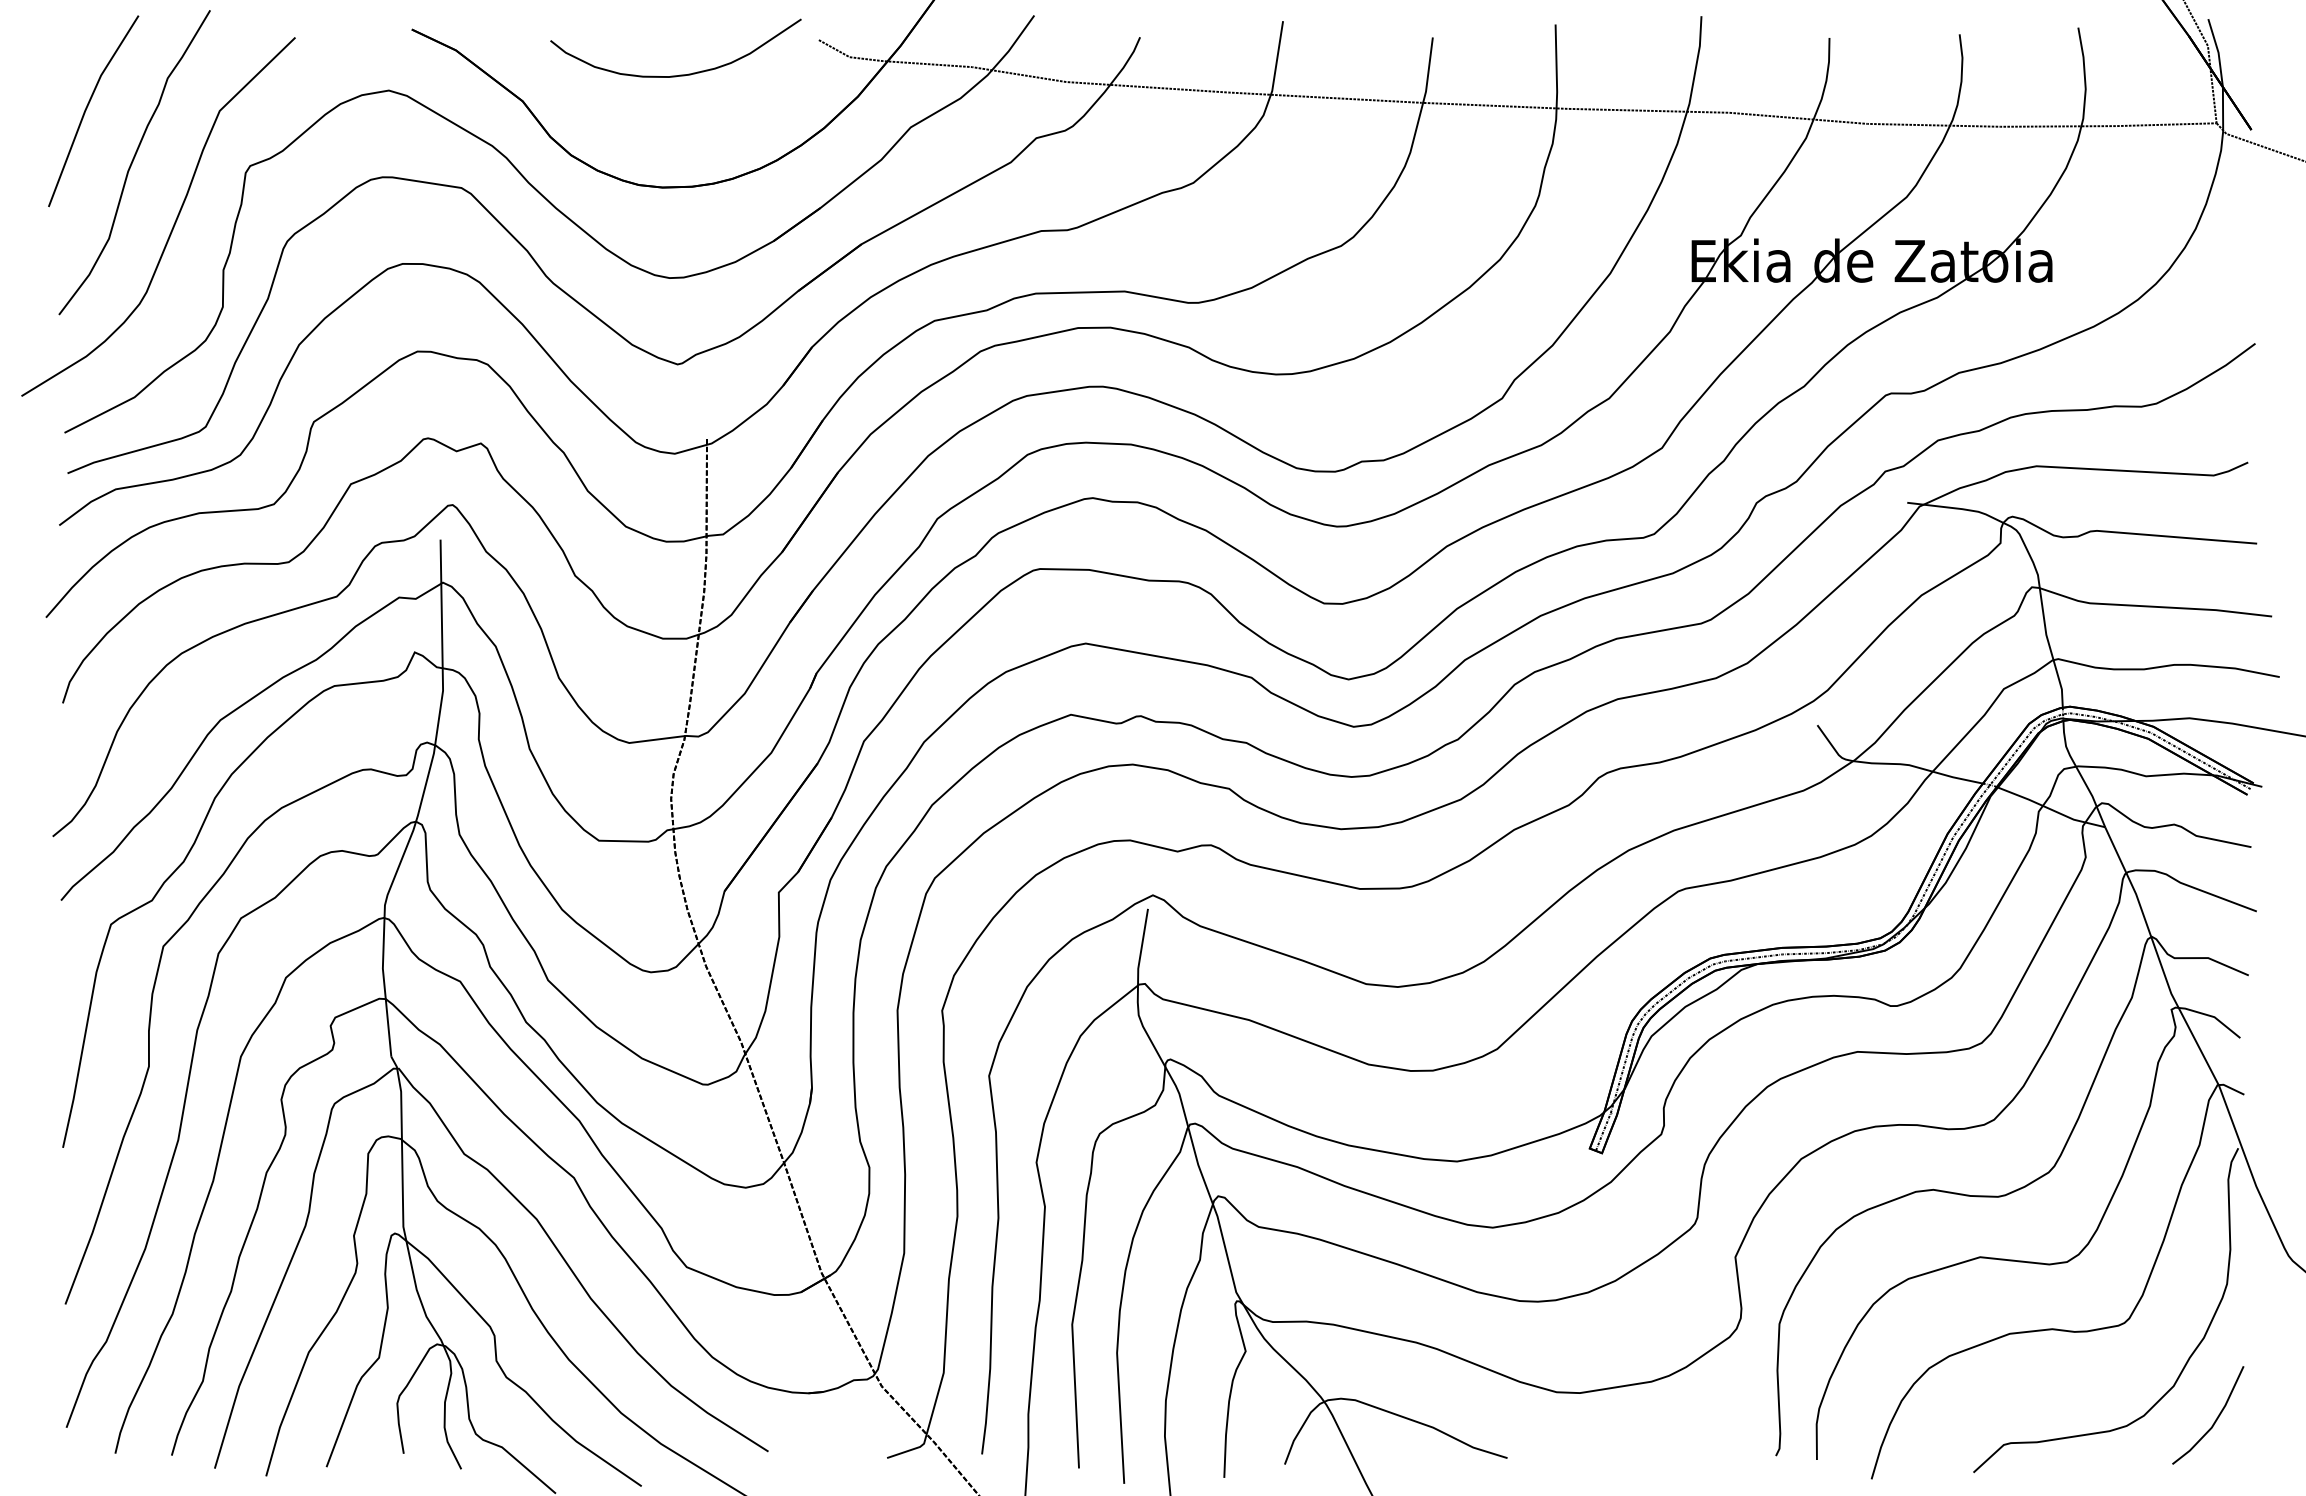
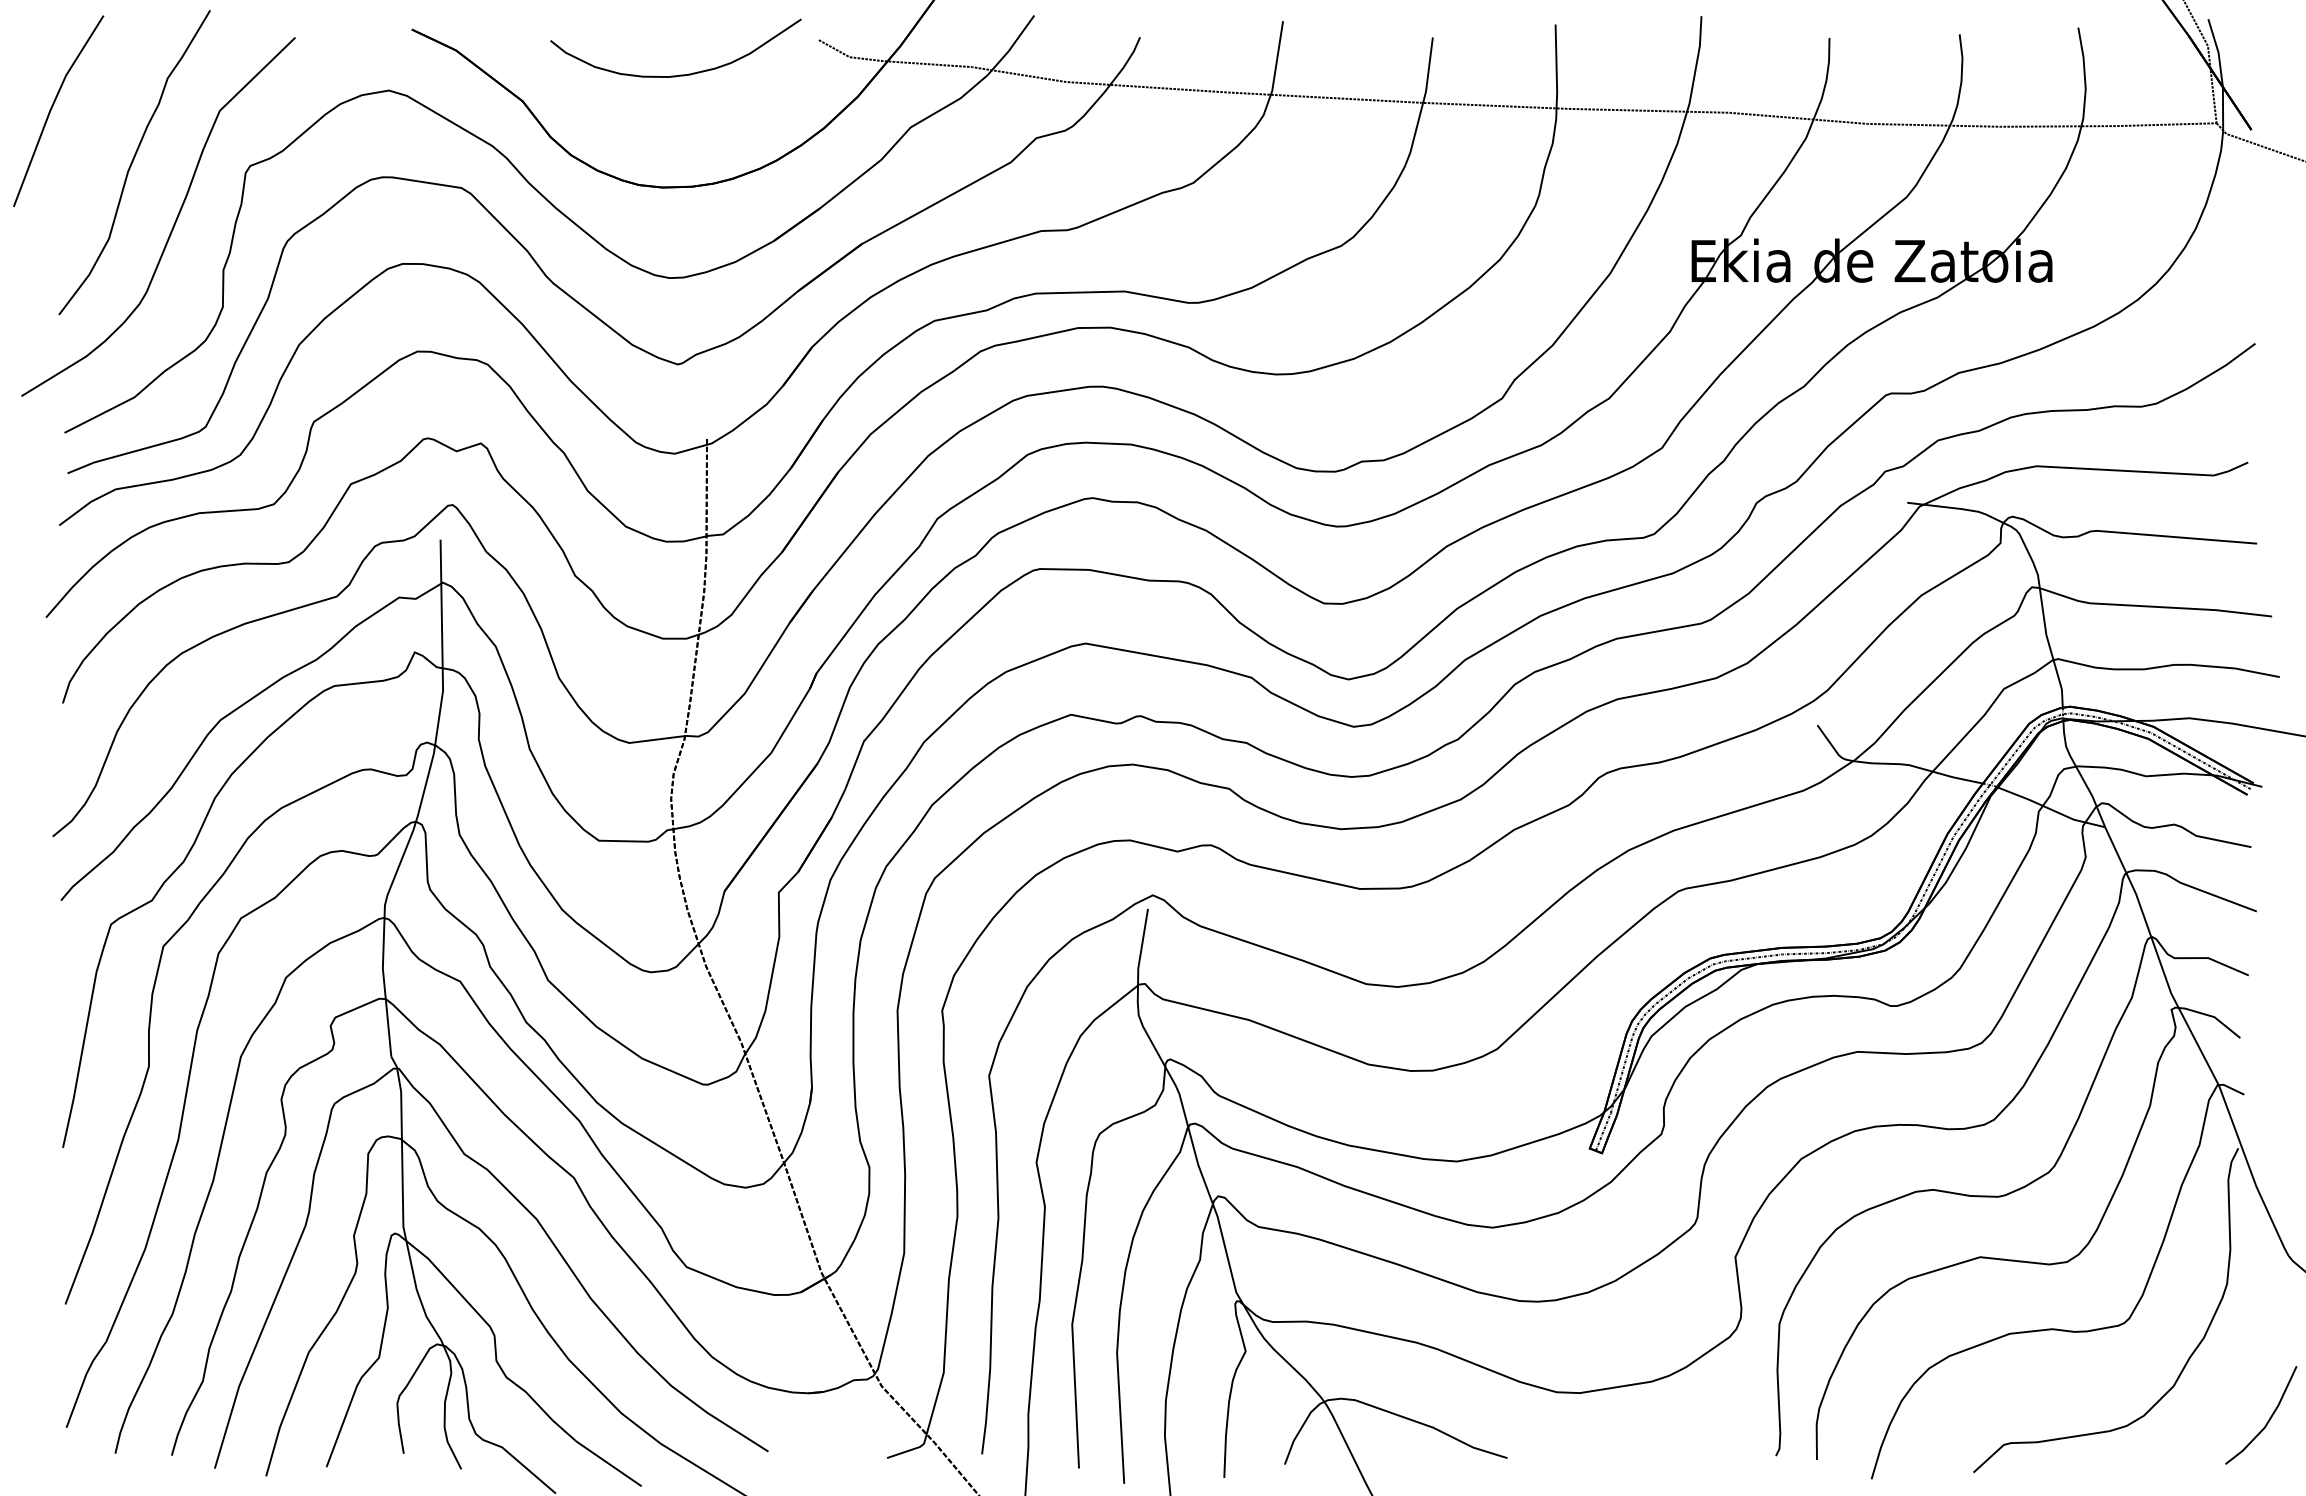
line position: (87, 108) -> (52, 108) (52, 108)
part position: (2215, 1419) -> (2268, 1419) (2268, 1419)
